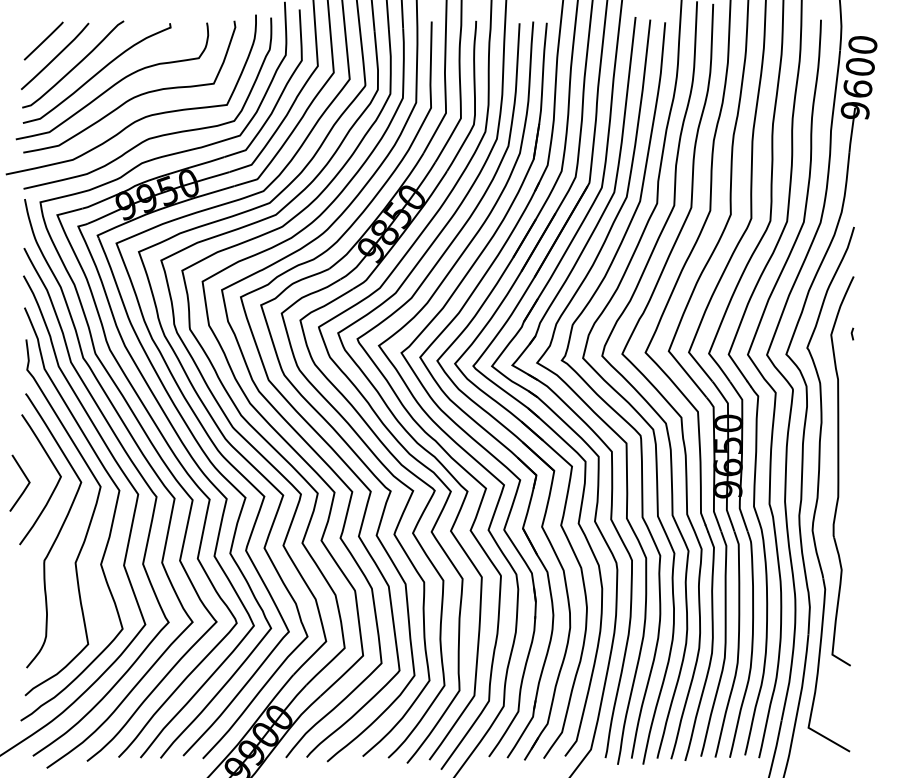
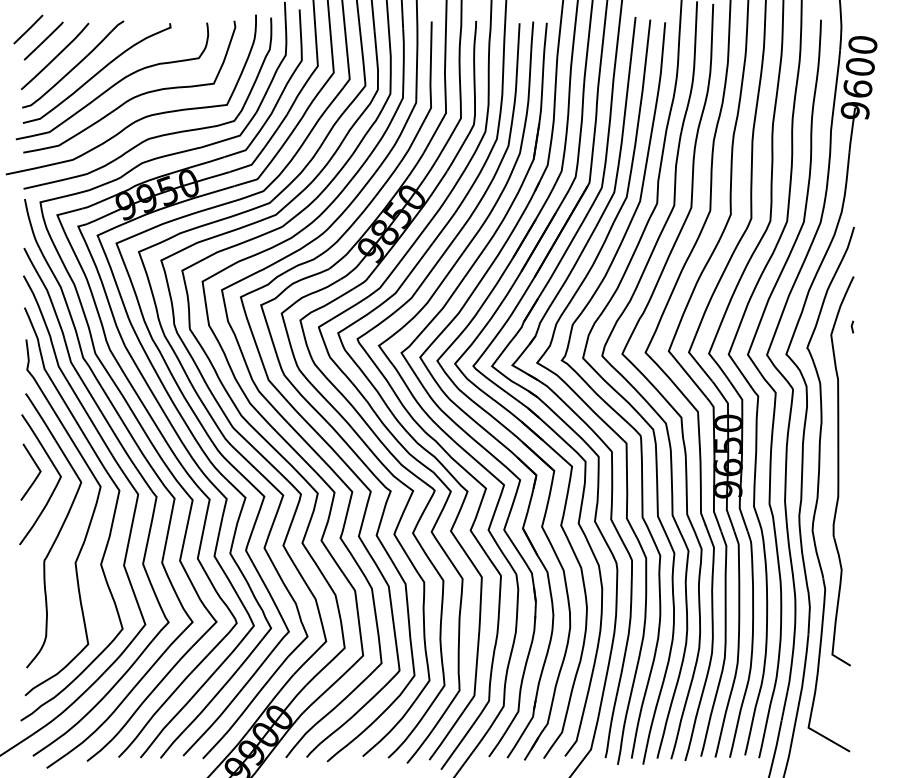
line: none -> present (28, 29)
line position: (852, 333) -> (852, 326) (852, 326)
line position: (26, 479) -> (37, 468) (37, 468)
